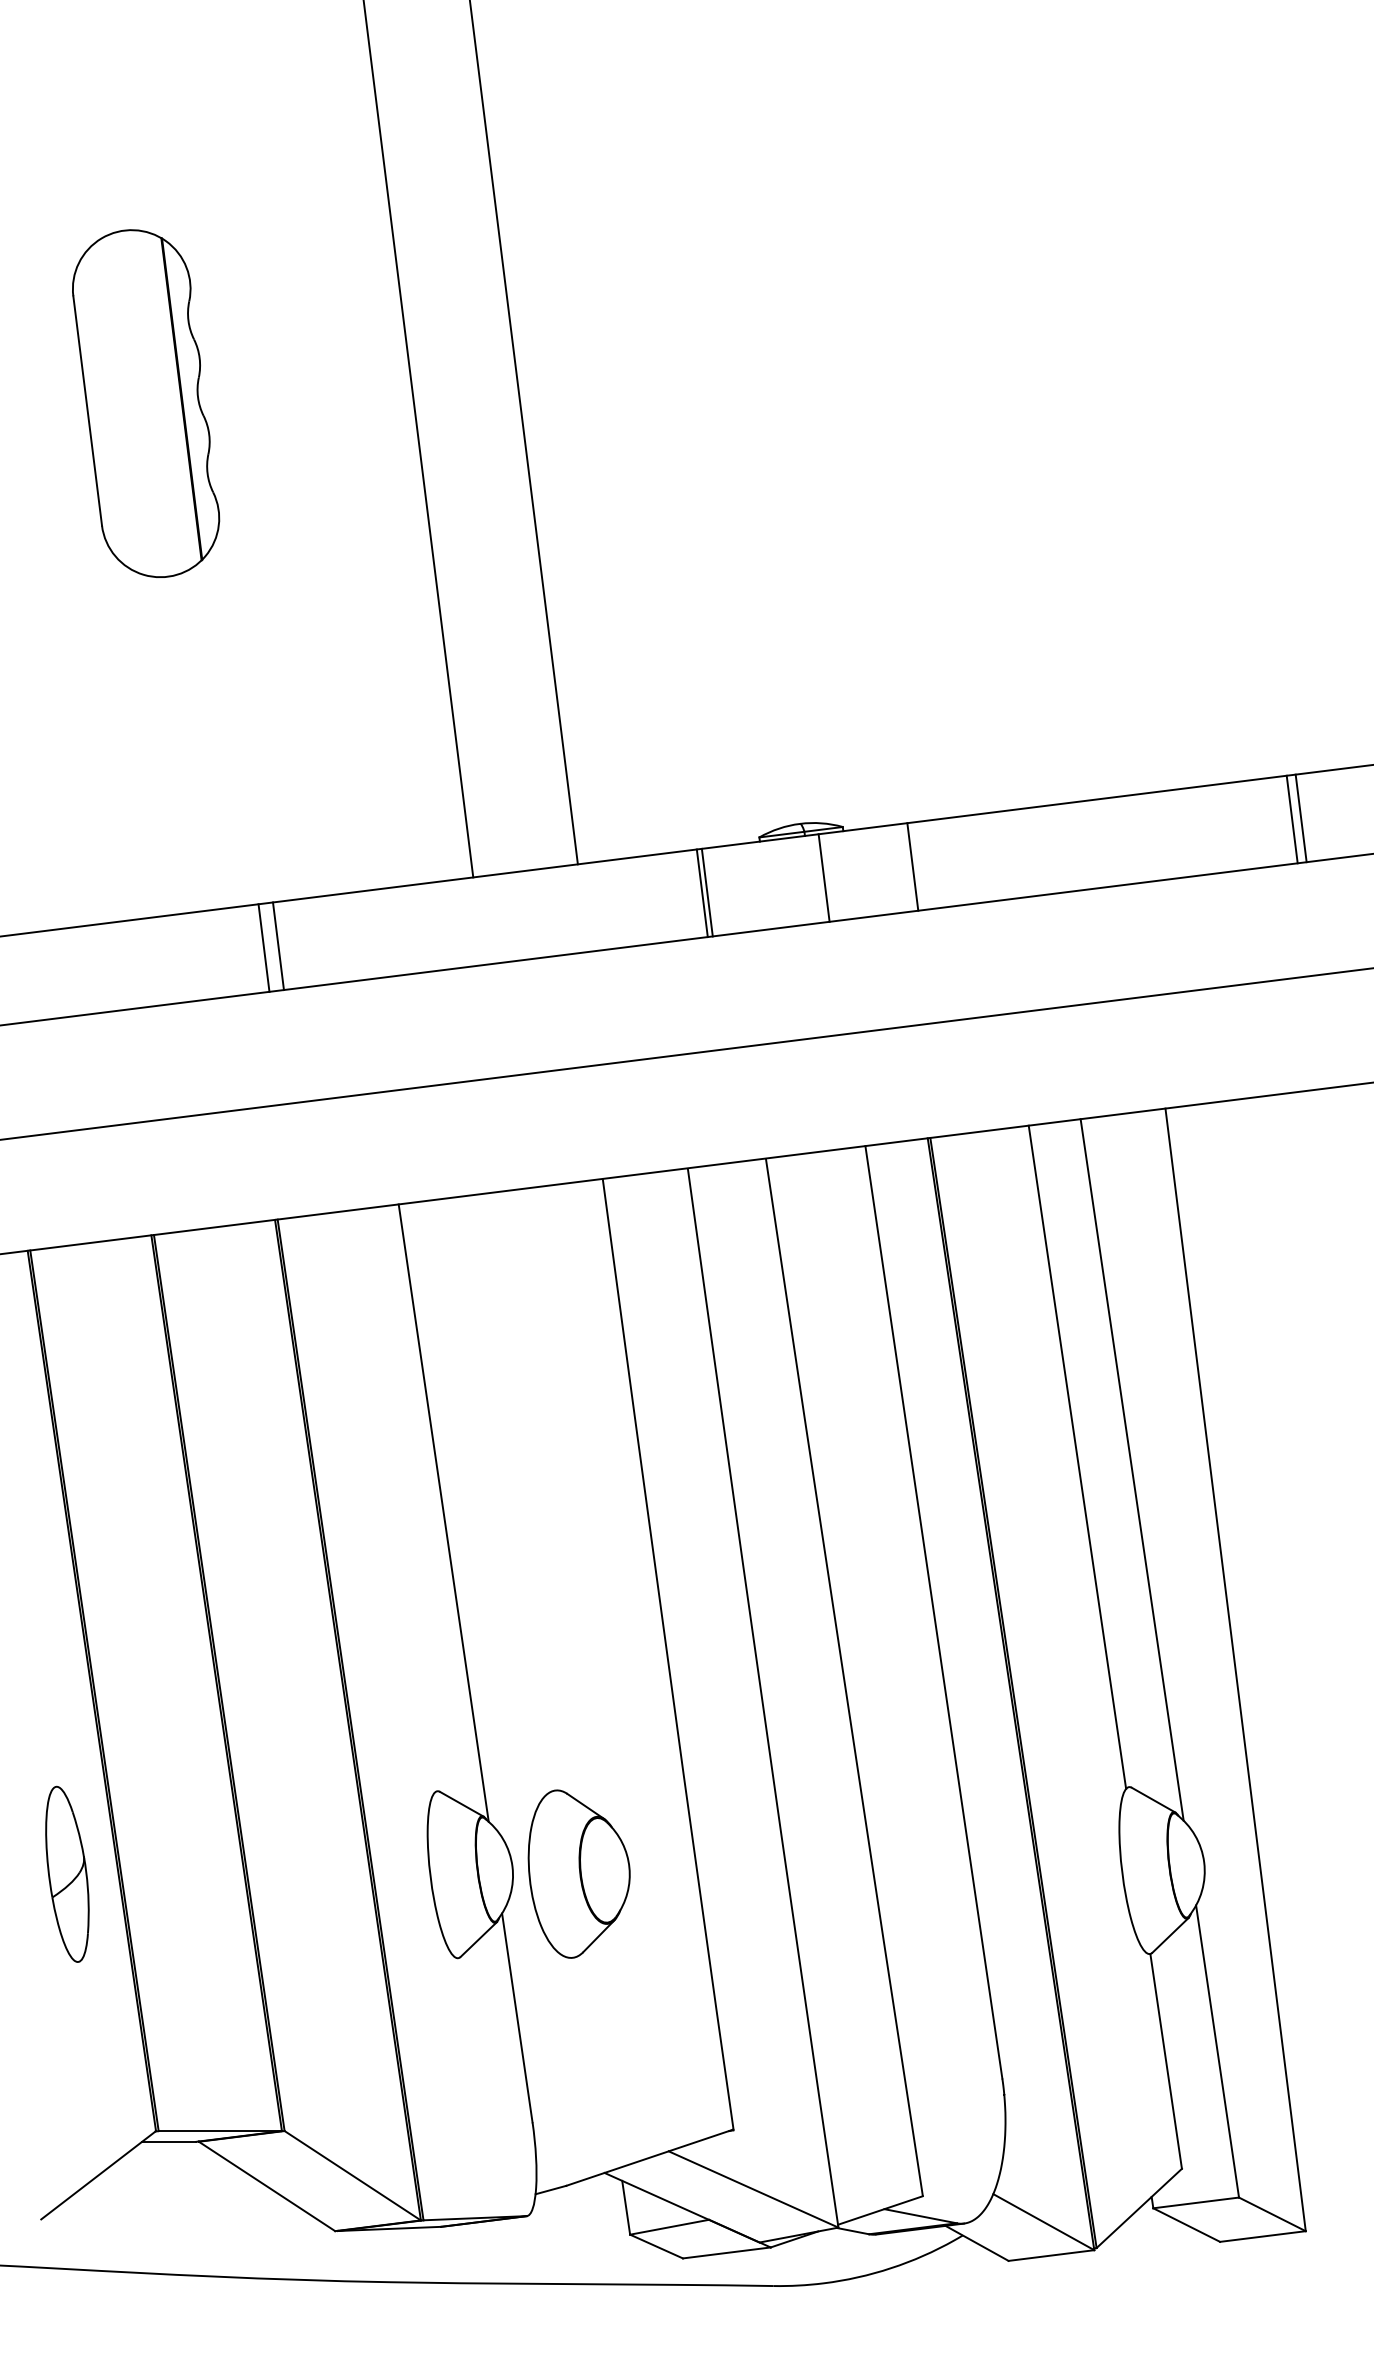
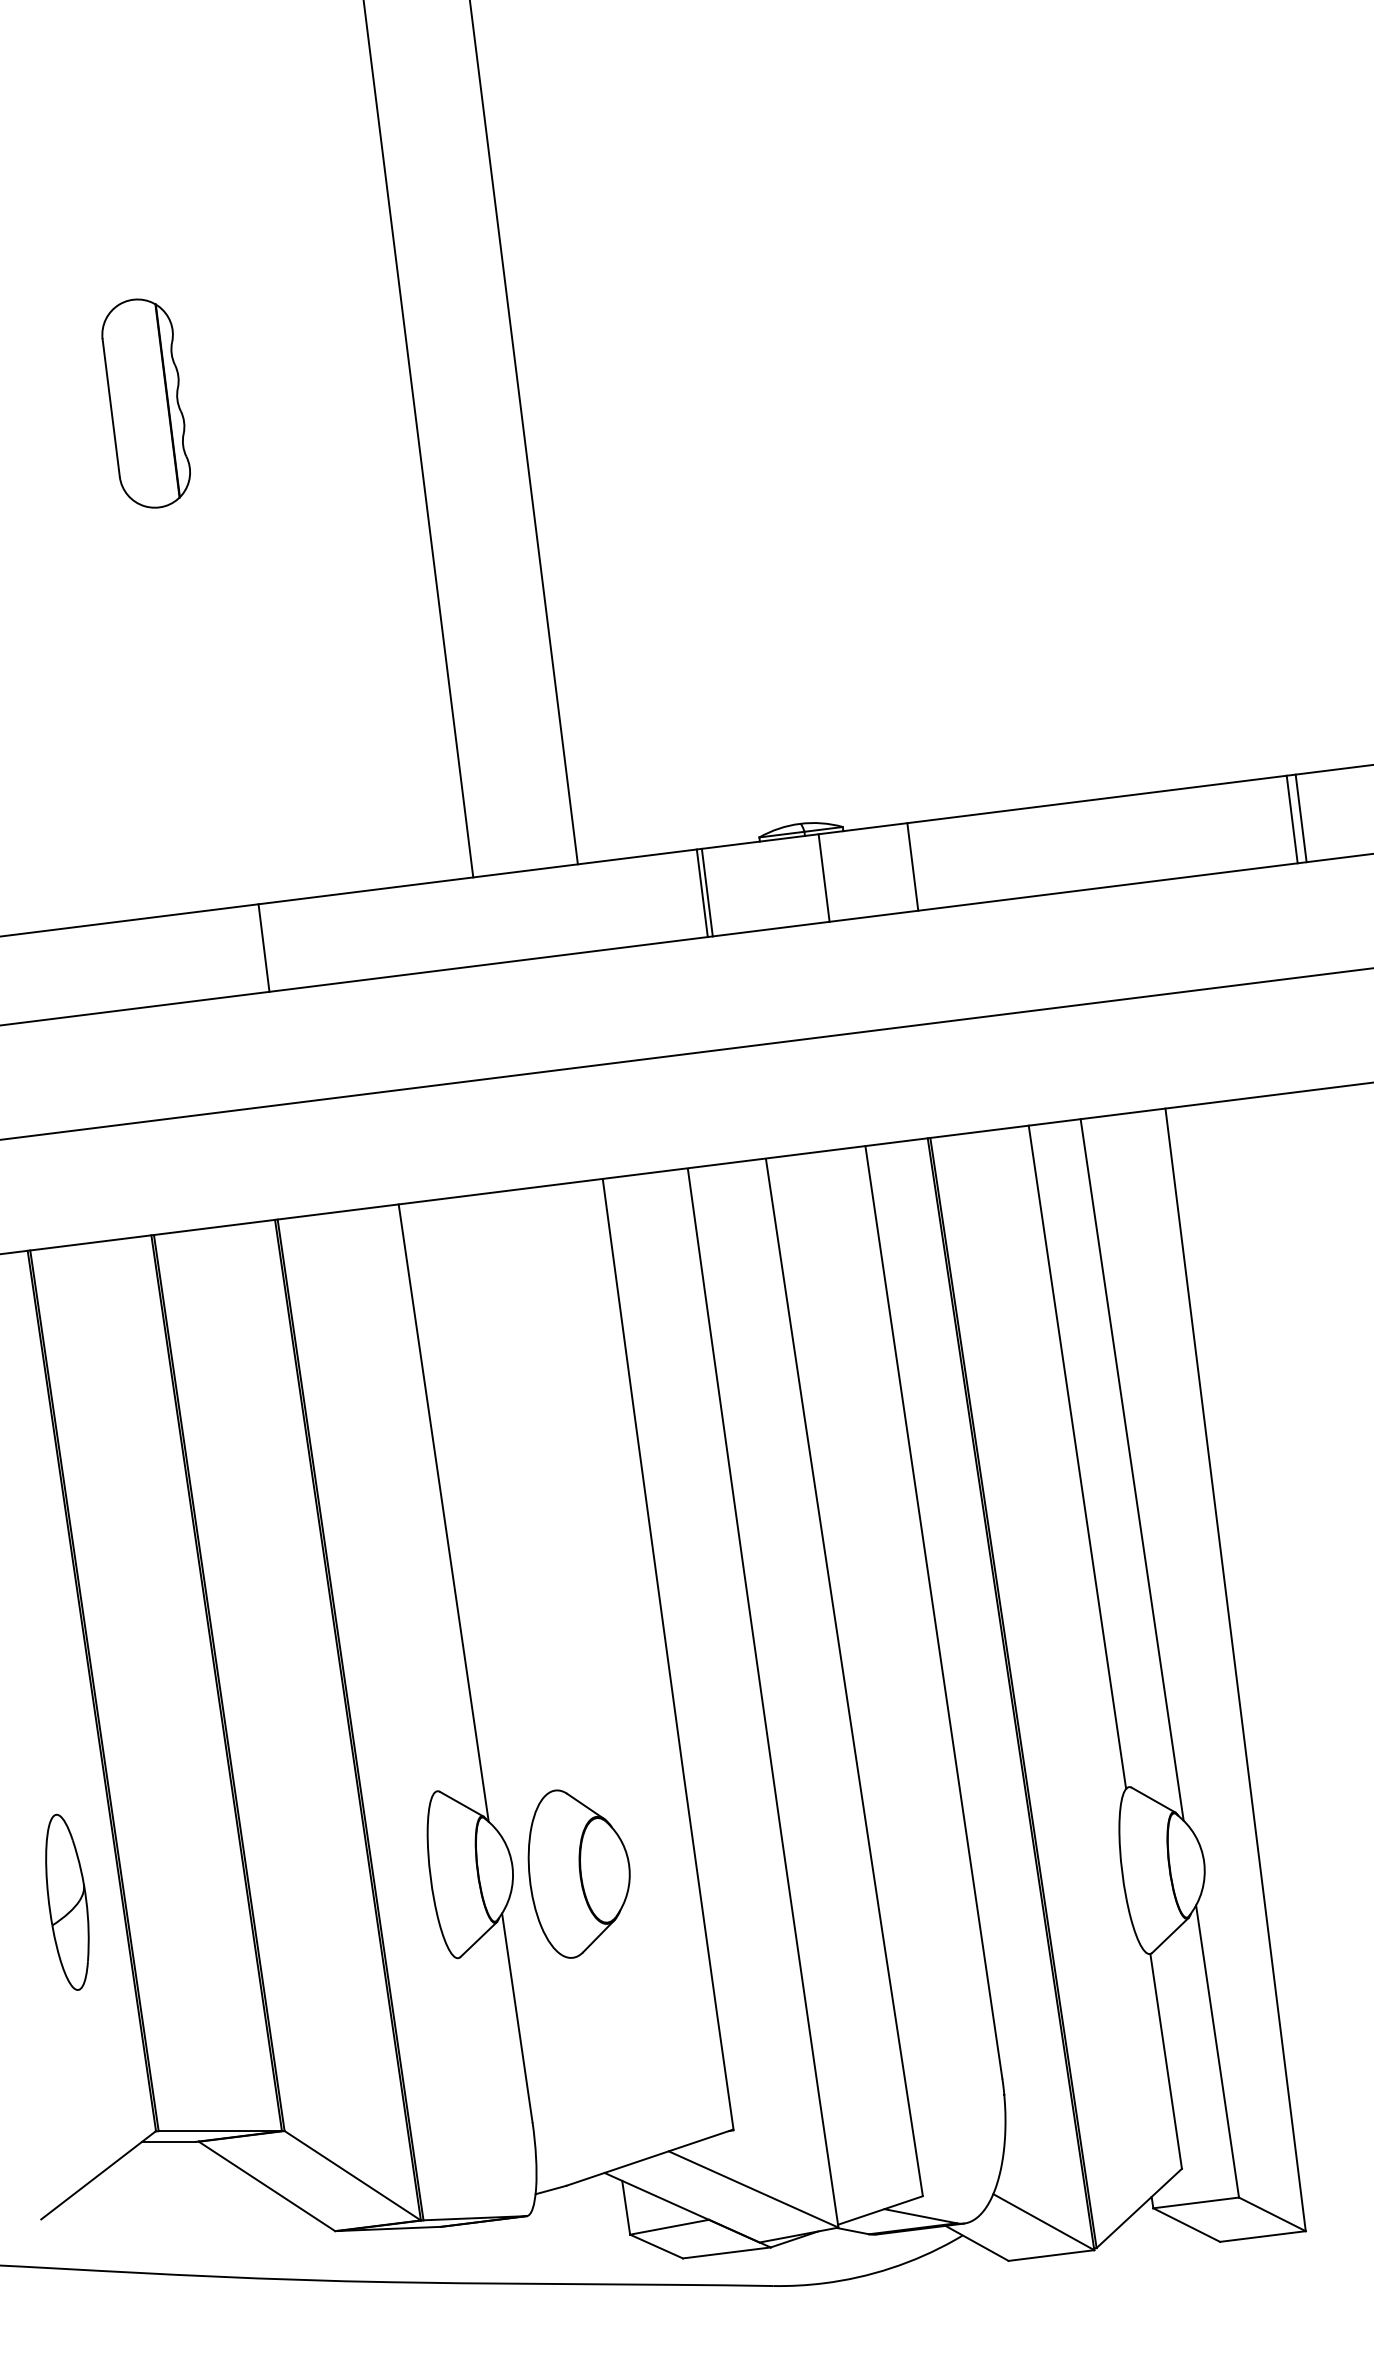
part size: 149x349 px -> 90x211 px (145, 403)
line: present -> none (278, 946)
part position: (67, 1873) -> (67, 1901) (67, 1901)
